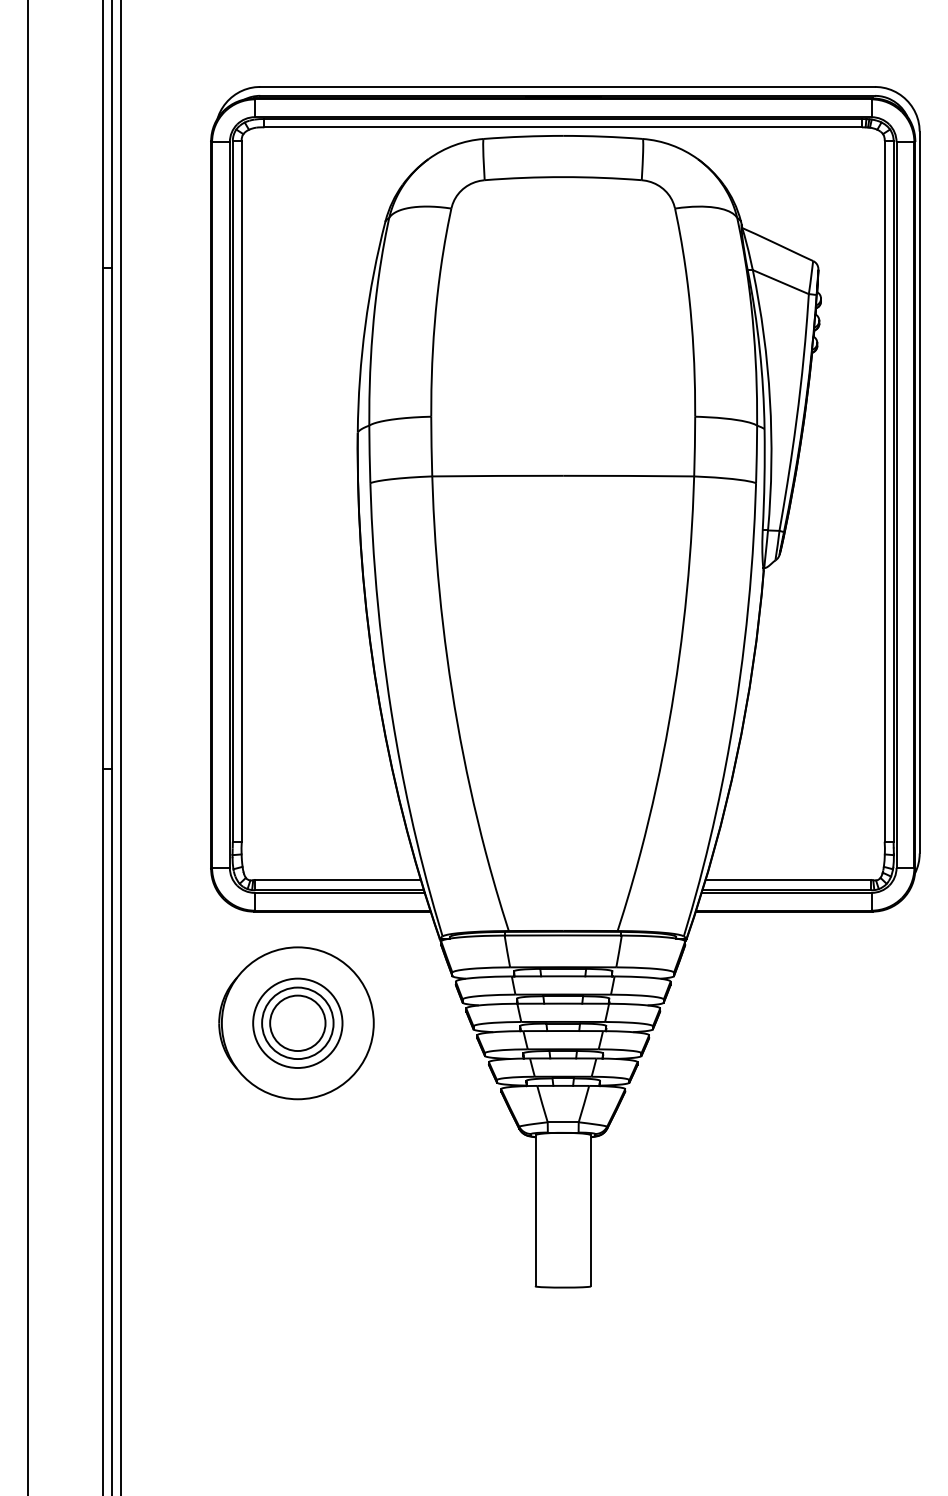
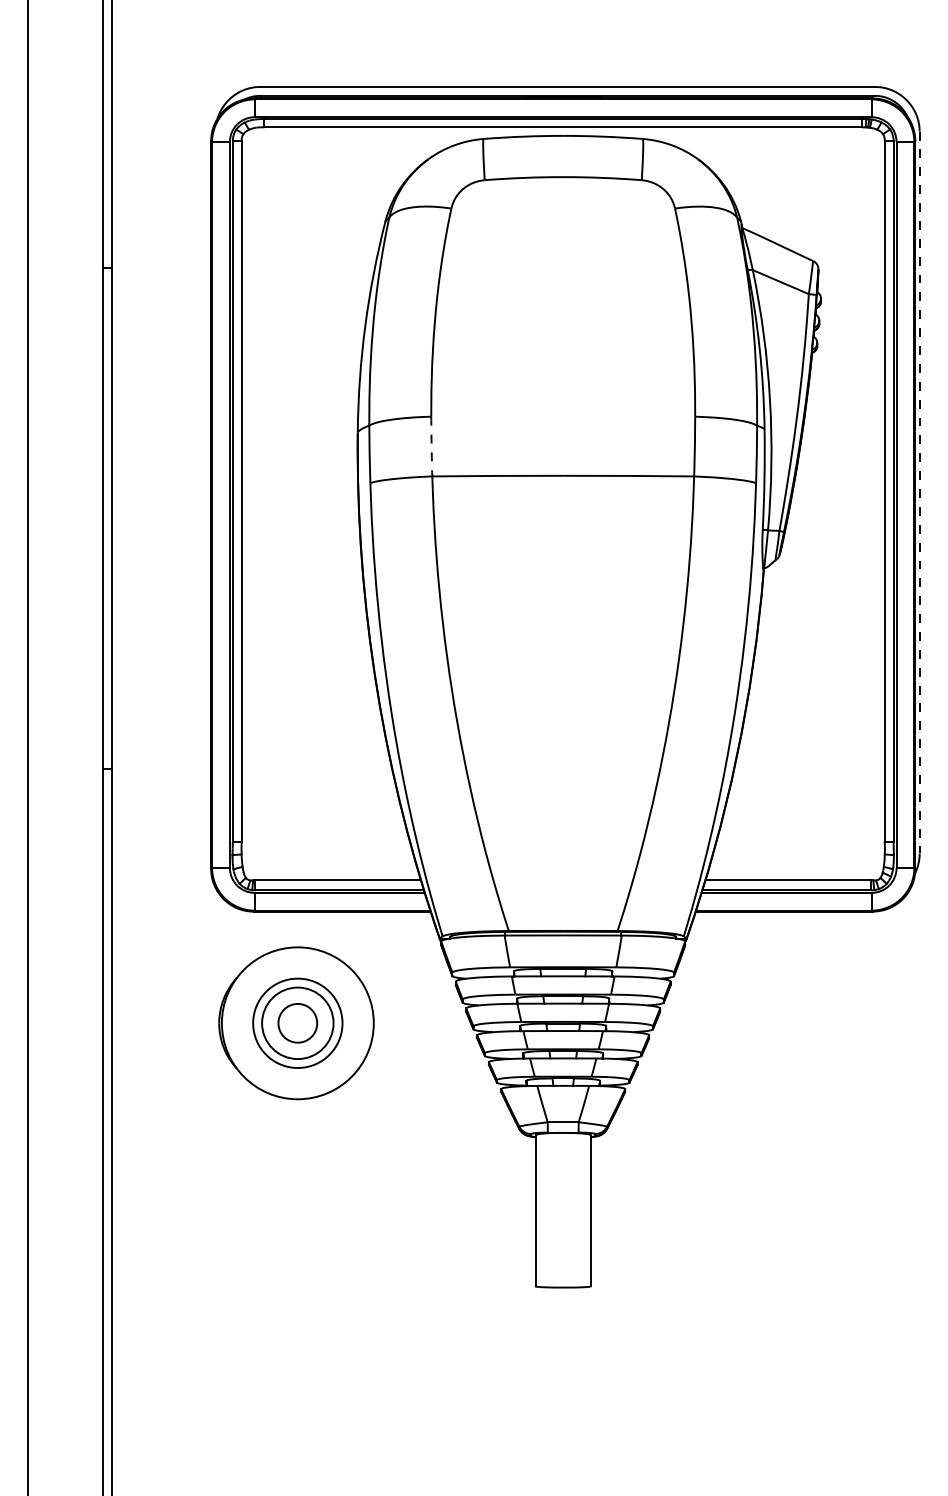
arc: solid -> dashed (431, 446)
line: solid -> dashed (919, 492)
line: present -> none (120, 747)
circle diameter: 55 px -> 39 px (297, 1022)
